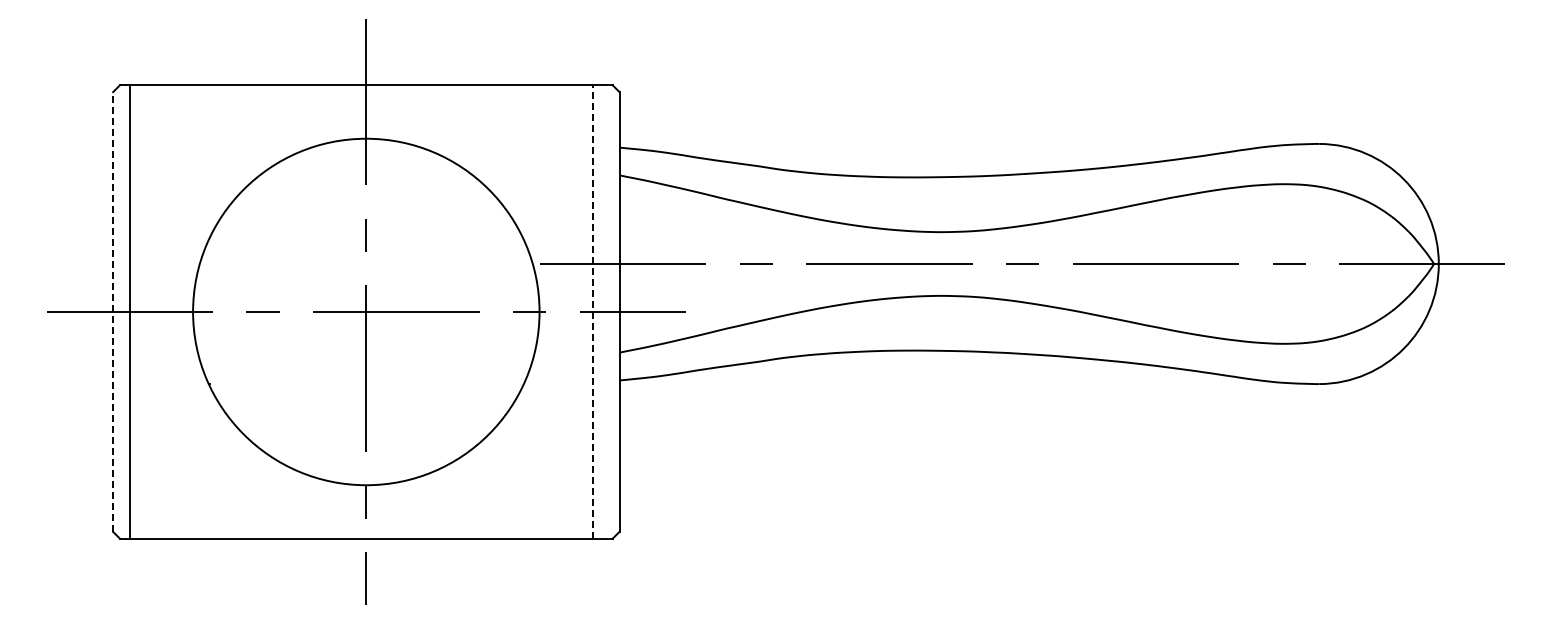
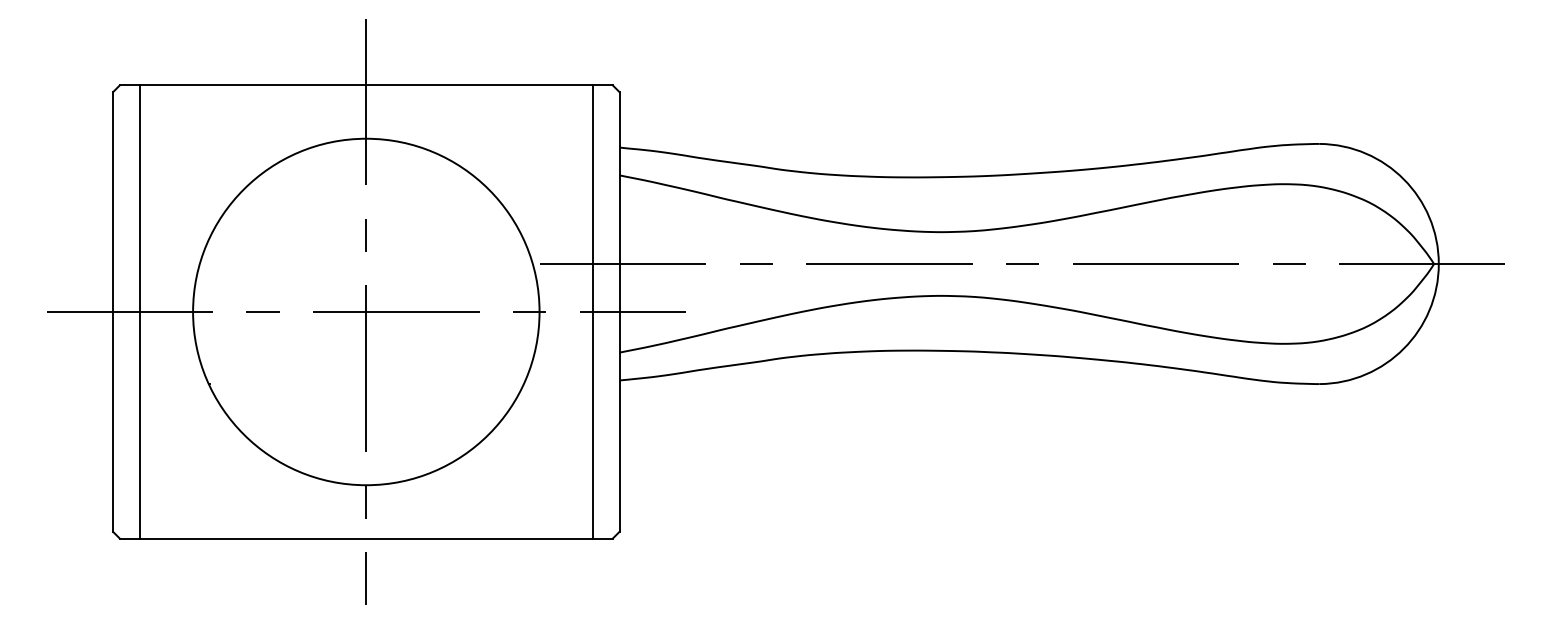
line: dashed -> solid (113, 311)
line position: (129, 311) -> (139, 311) (139, 311)
line: dashed -> solid (592, 311)
